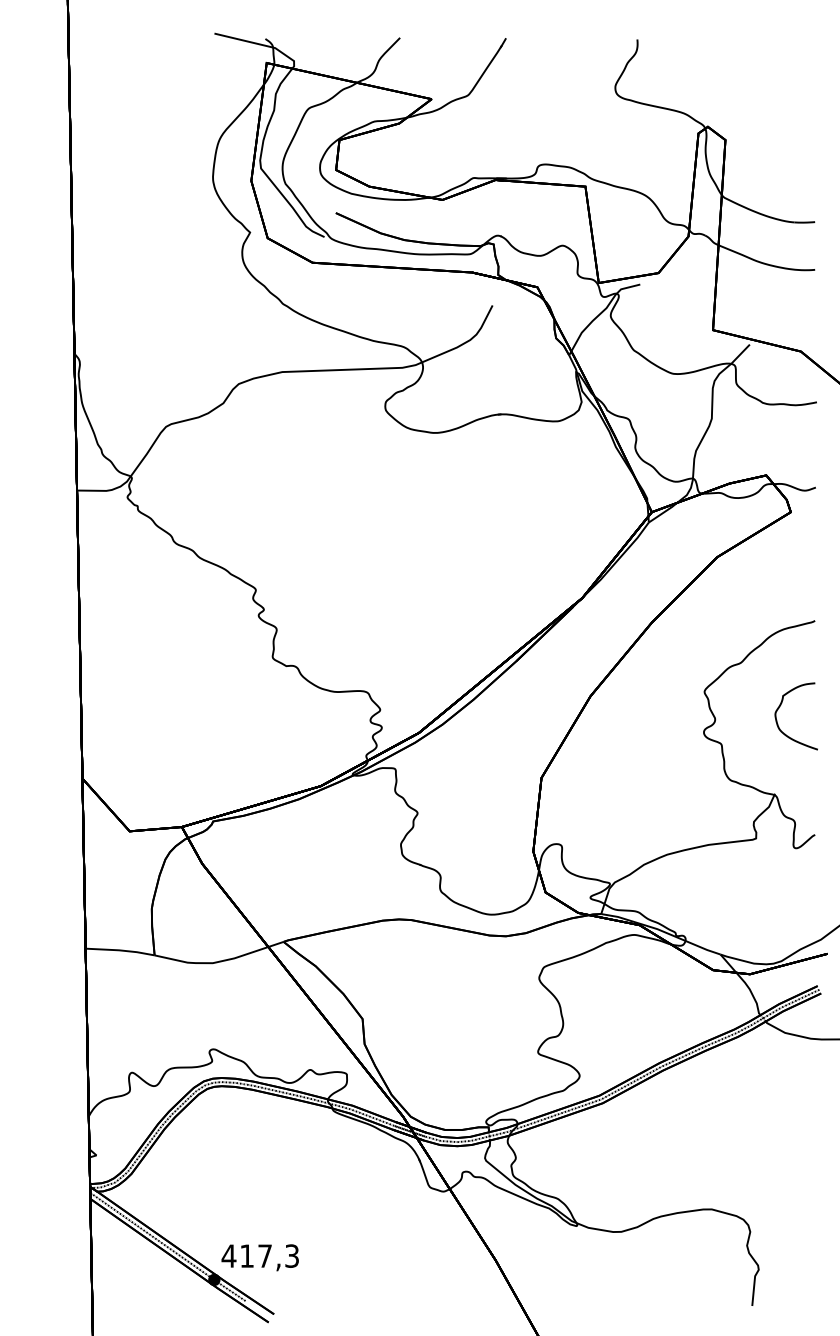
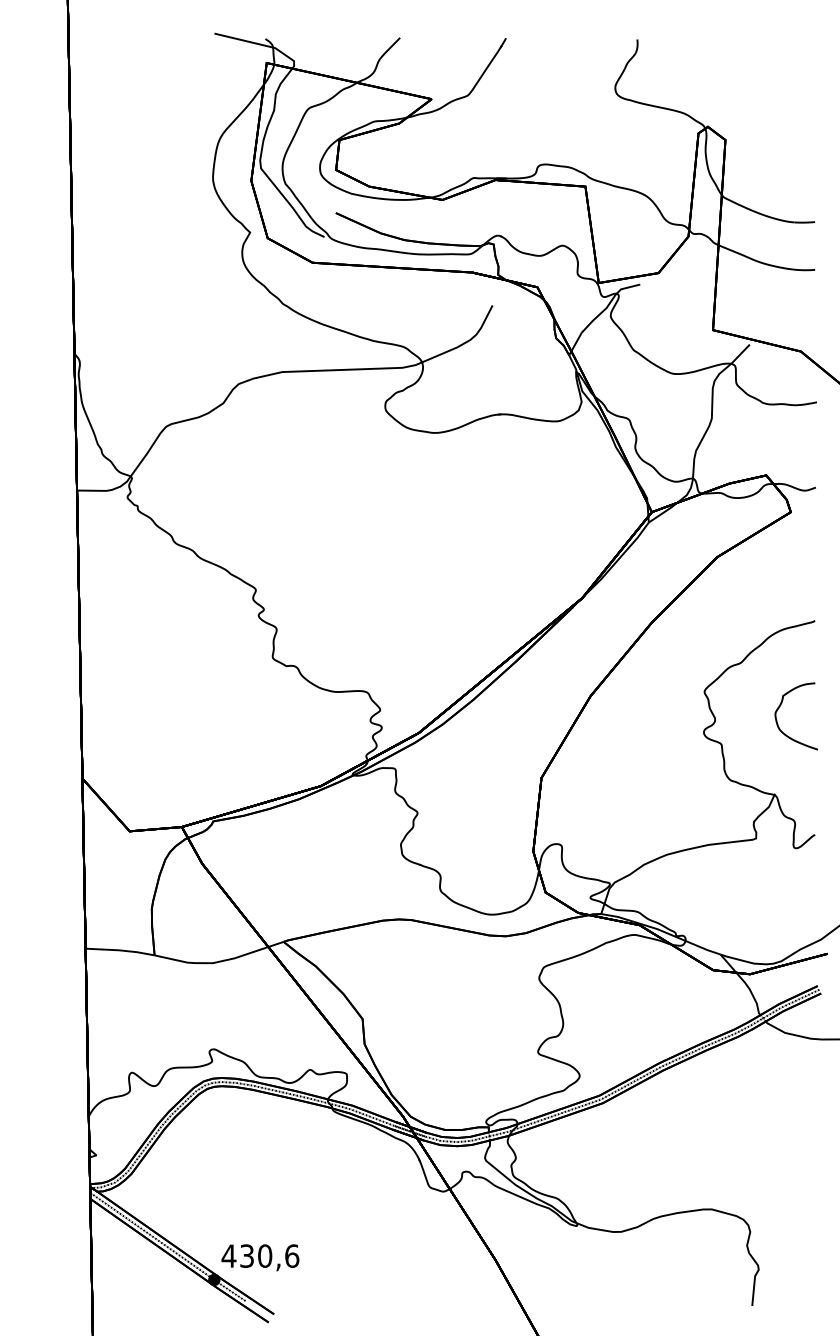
text: 417,3 -> 430,6 (269, 1255)
